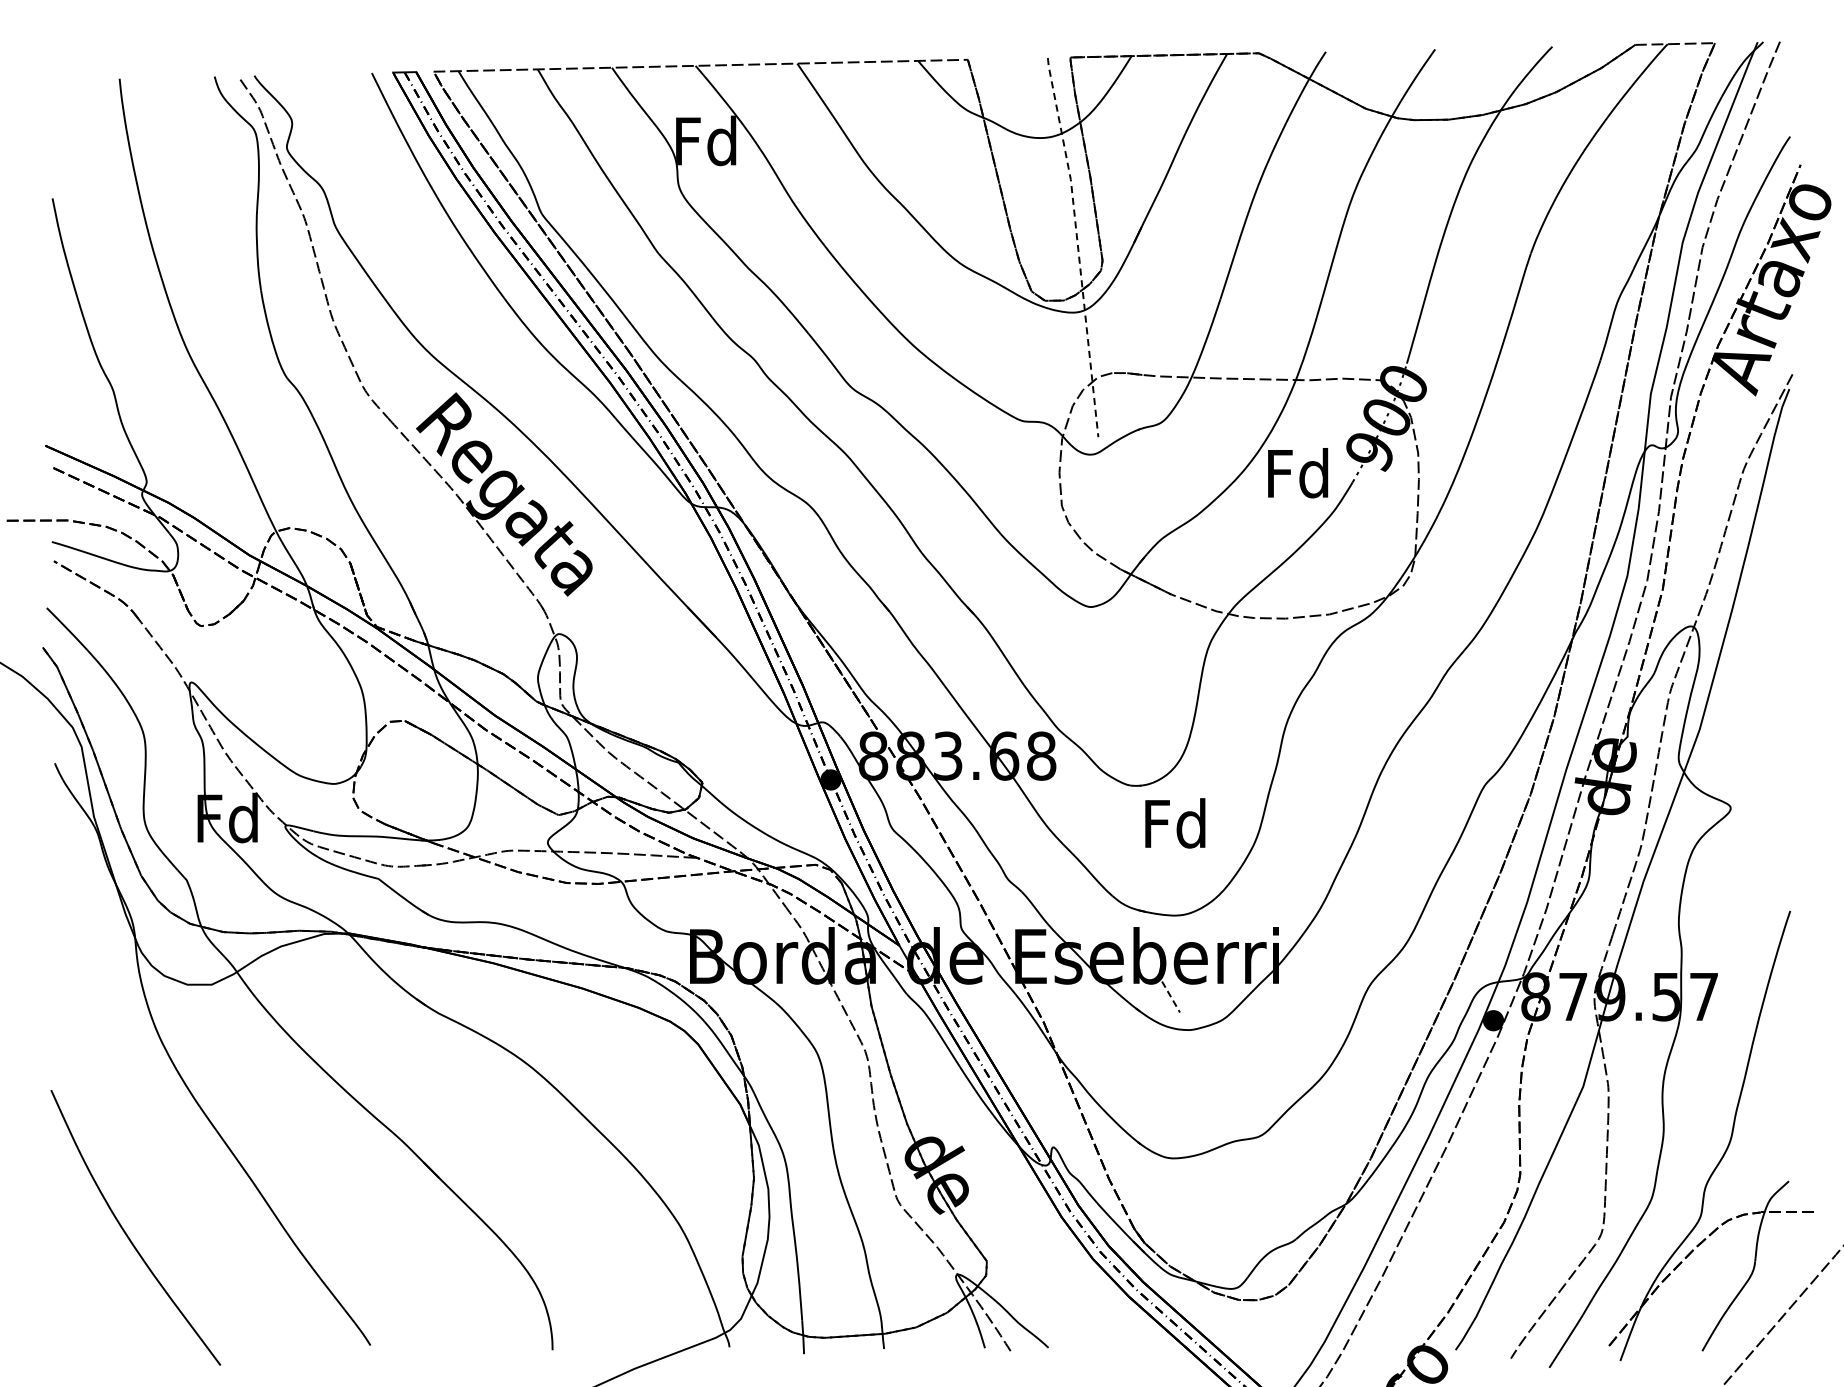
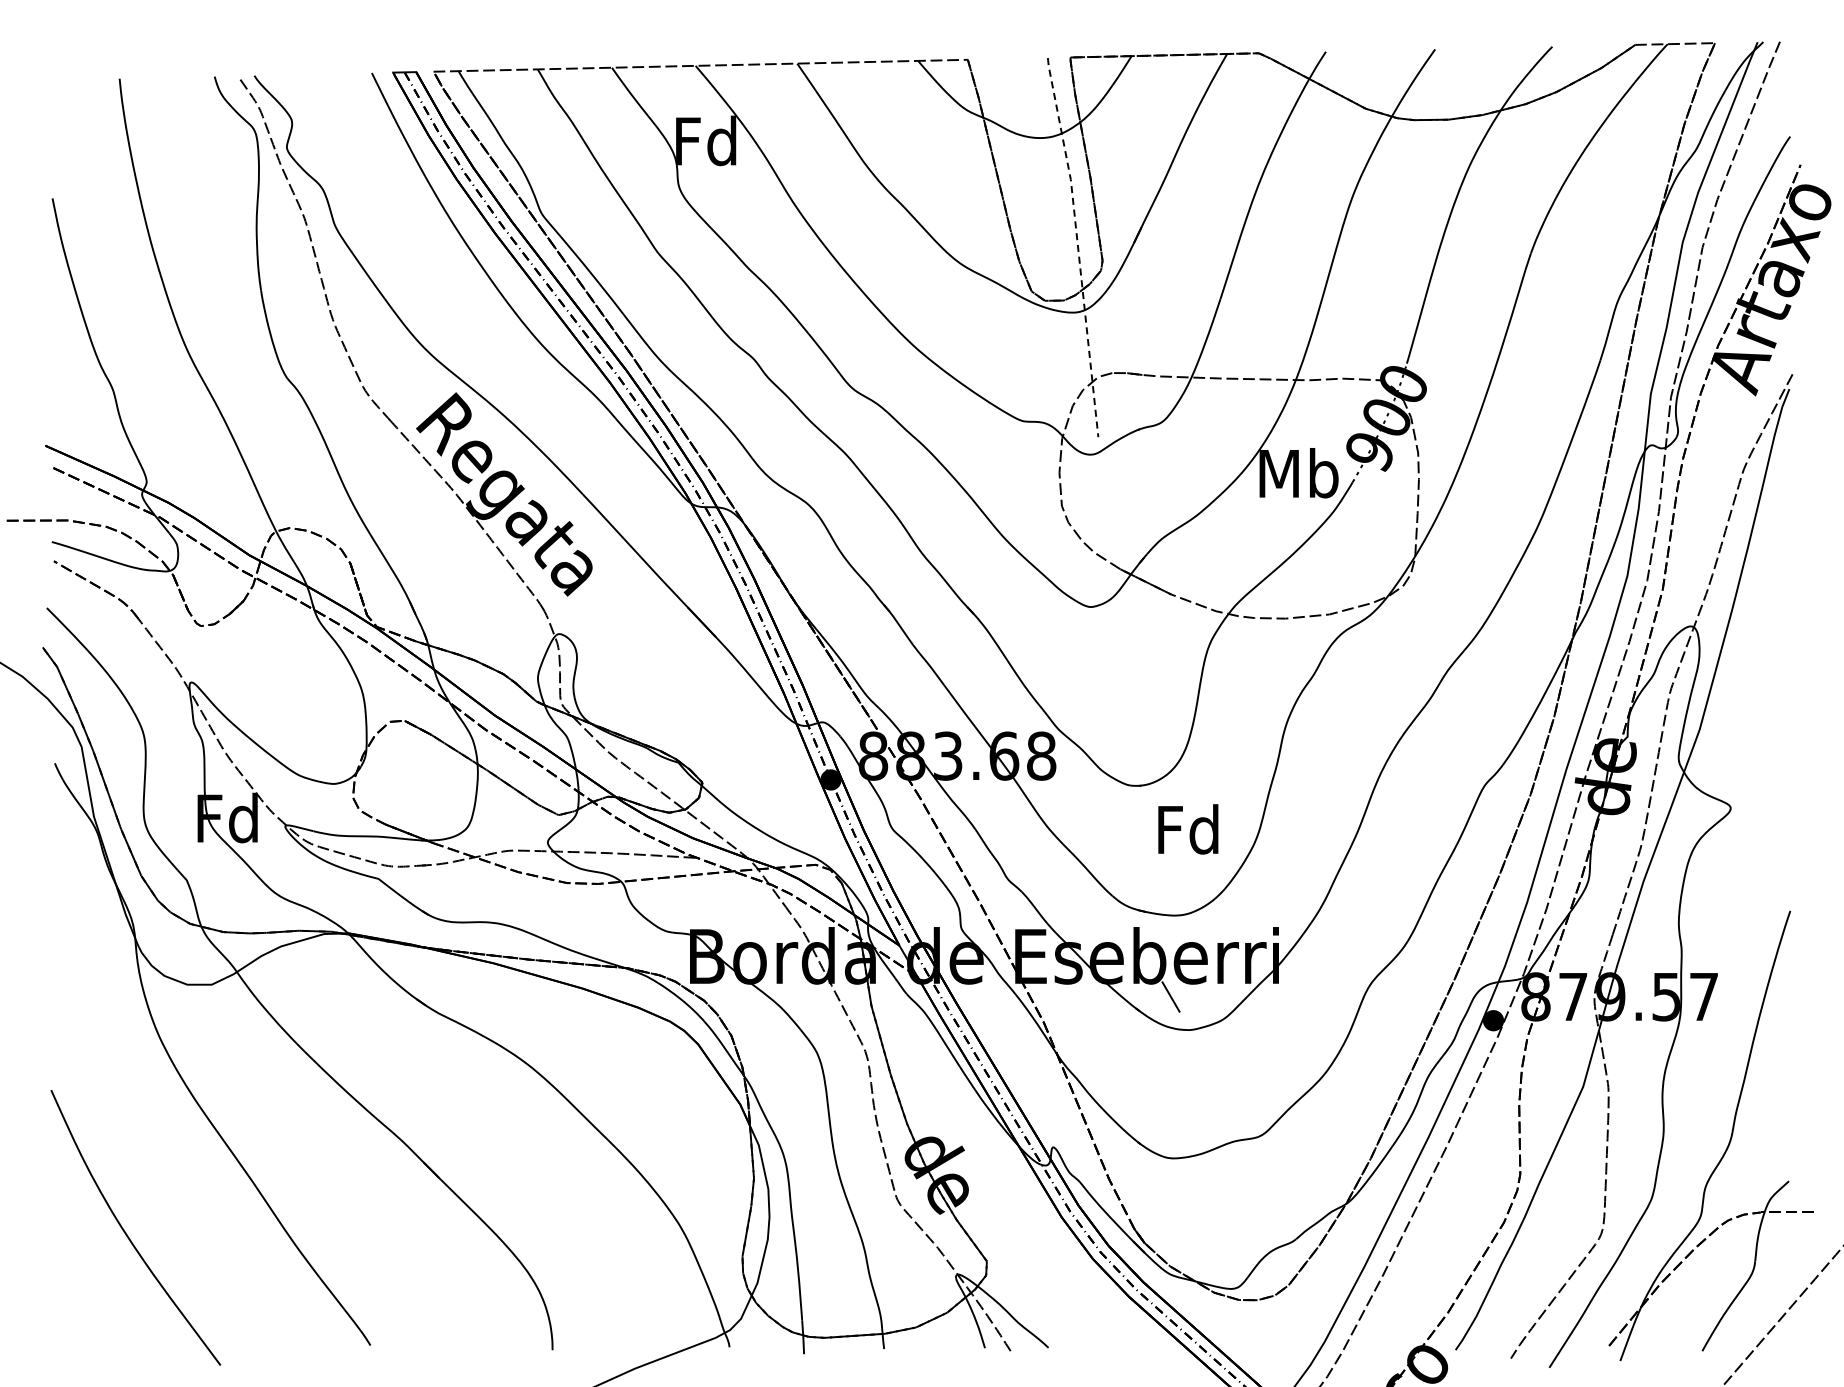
text: Fd -> Mb (1298, 473)
text position: (1175, 823) -> (1188, 829) (1188, 829)
line: dashed -> solid (1171, 997)
